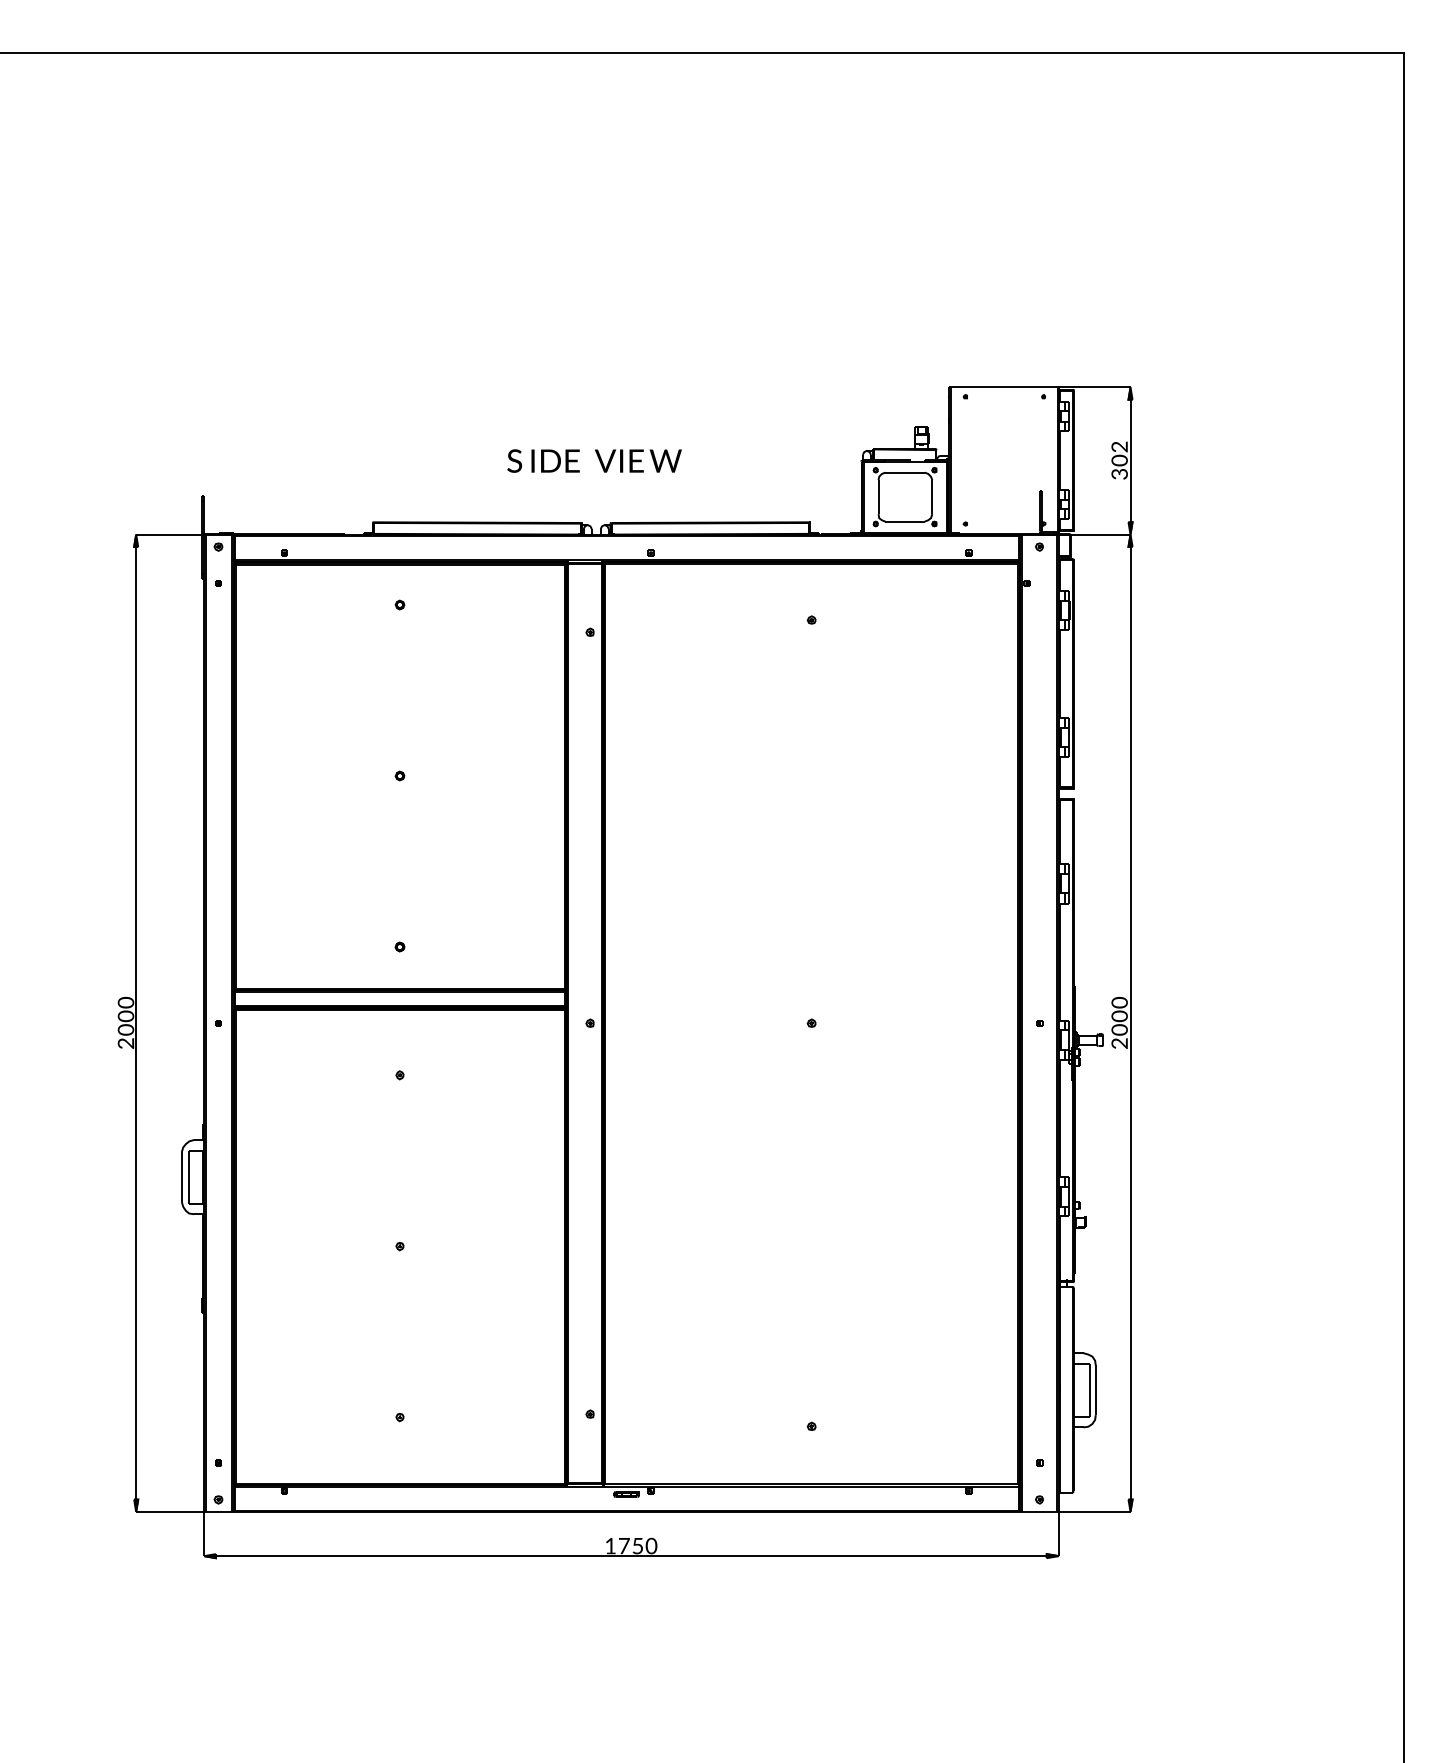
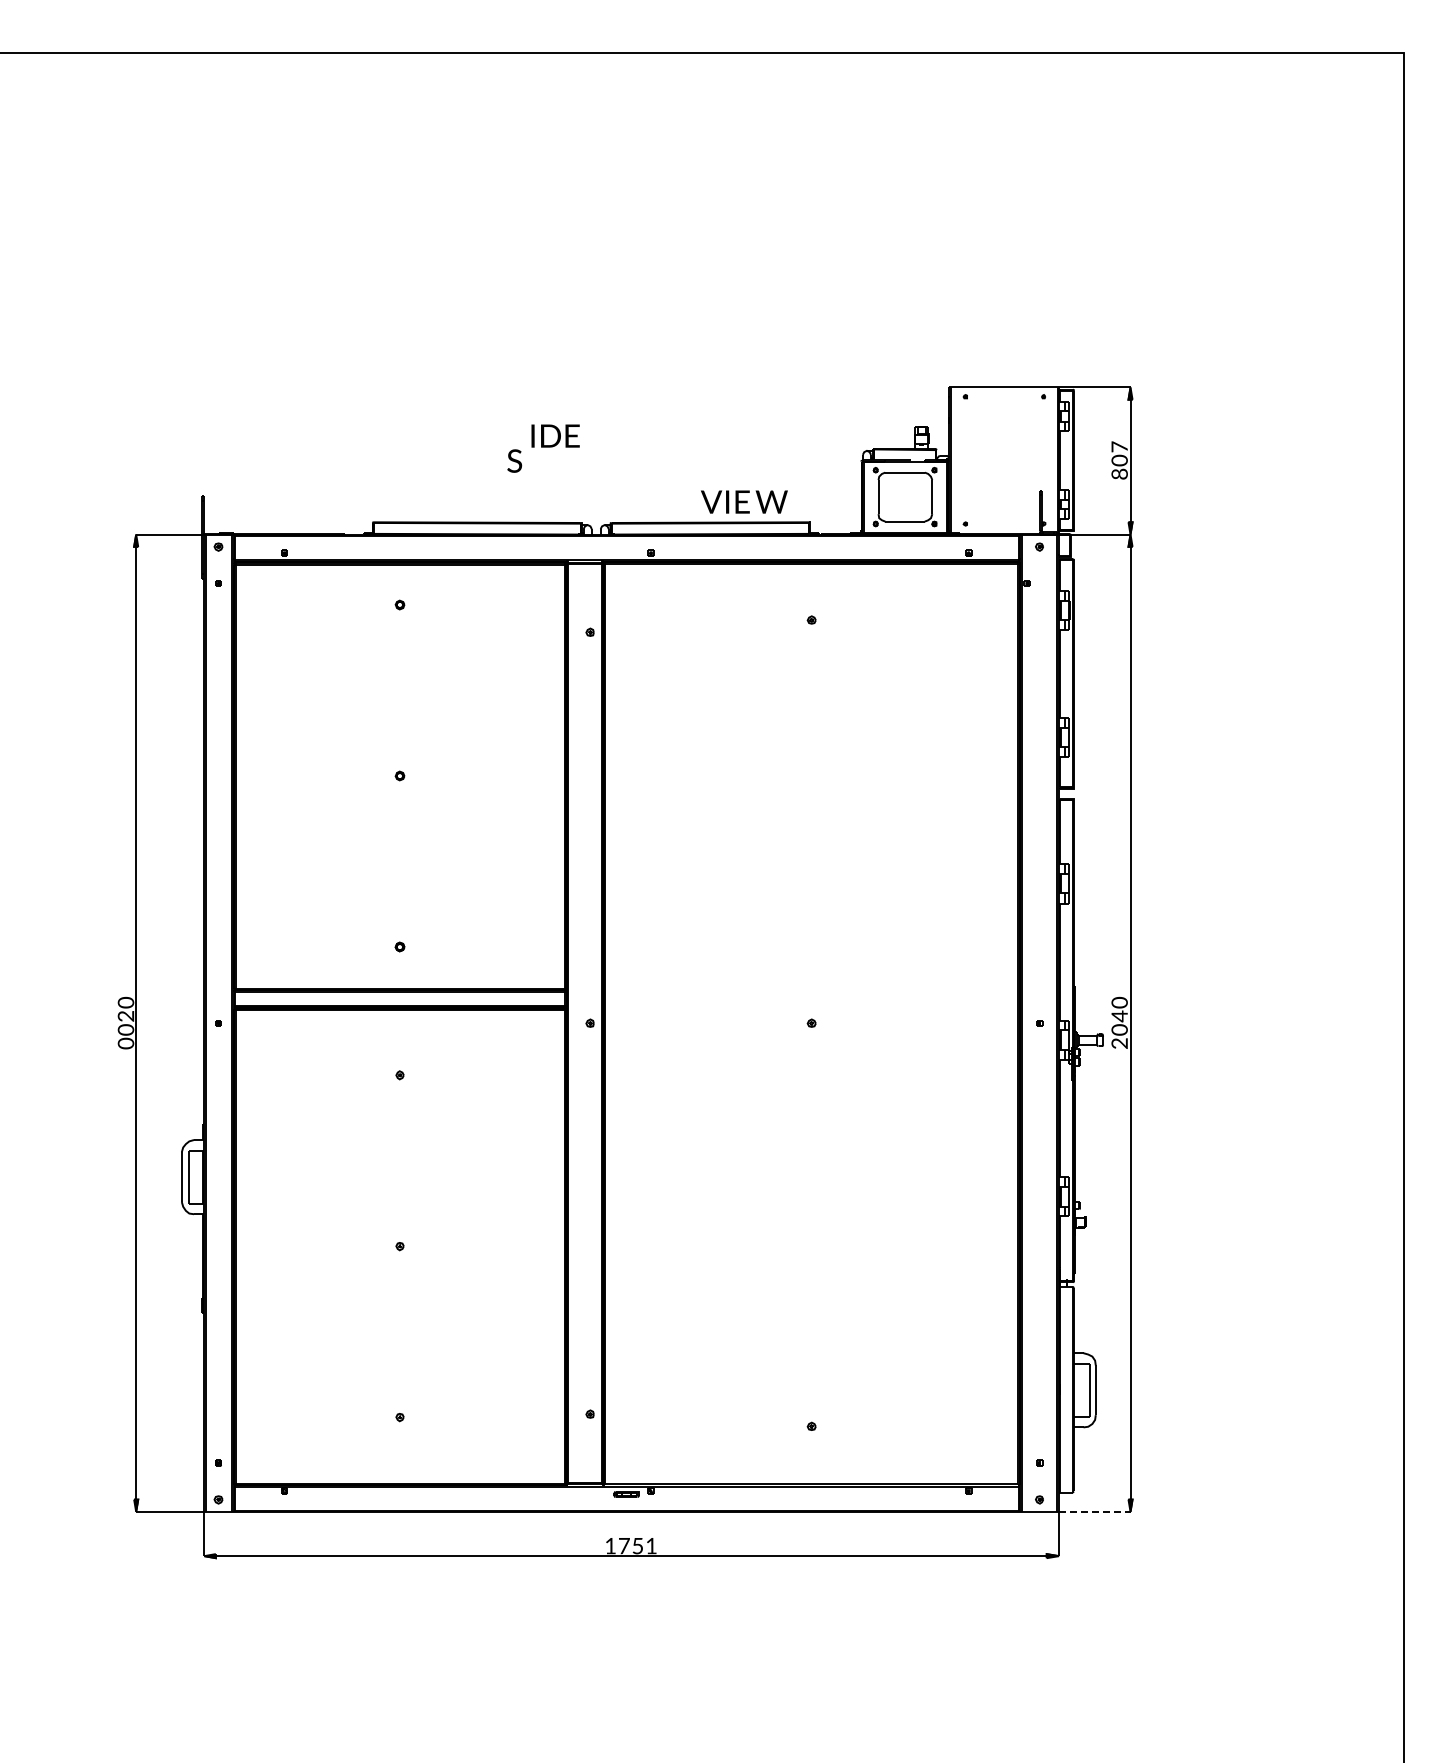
text: 2 -> 7 (1119, 446)
text position: (555, 460) -> (555, 435) (555, 435)
text position: (638, 460) -> (744, 501) (744, 501)
text: 3 -> 8 (1119, 473)
text: 0 -> 2 (126, 1016)
text: 0 -> 4 (1119, 1016)
text: 2 -> 0 (126, 1043)
line: solid -> dashed (1094, 1511)
text: 0 -> 1 (651, 1545)
